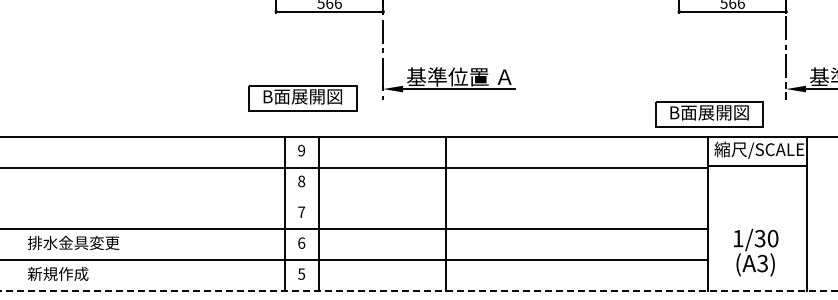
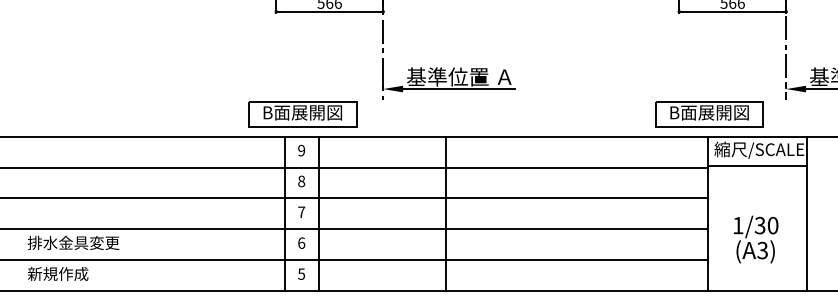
part position: (302, 98) -> (302, 114) (302, 114)
line: none -> present (355, 198)
text position: (756, 252) -> (756, 239) (756, 239)
line: dashed -> solid (418, 291)
